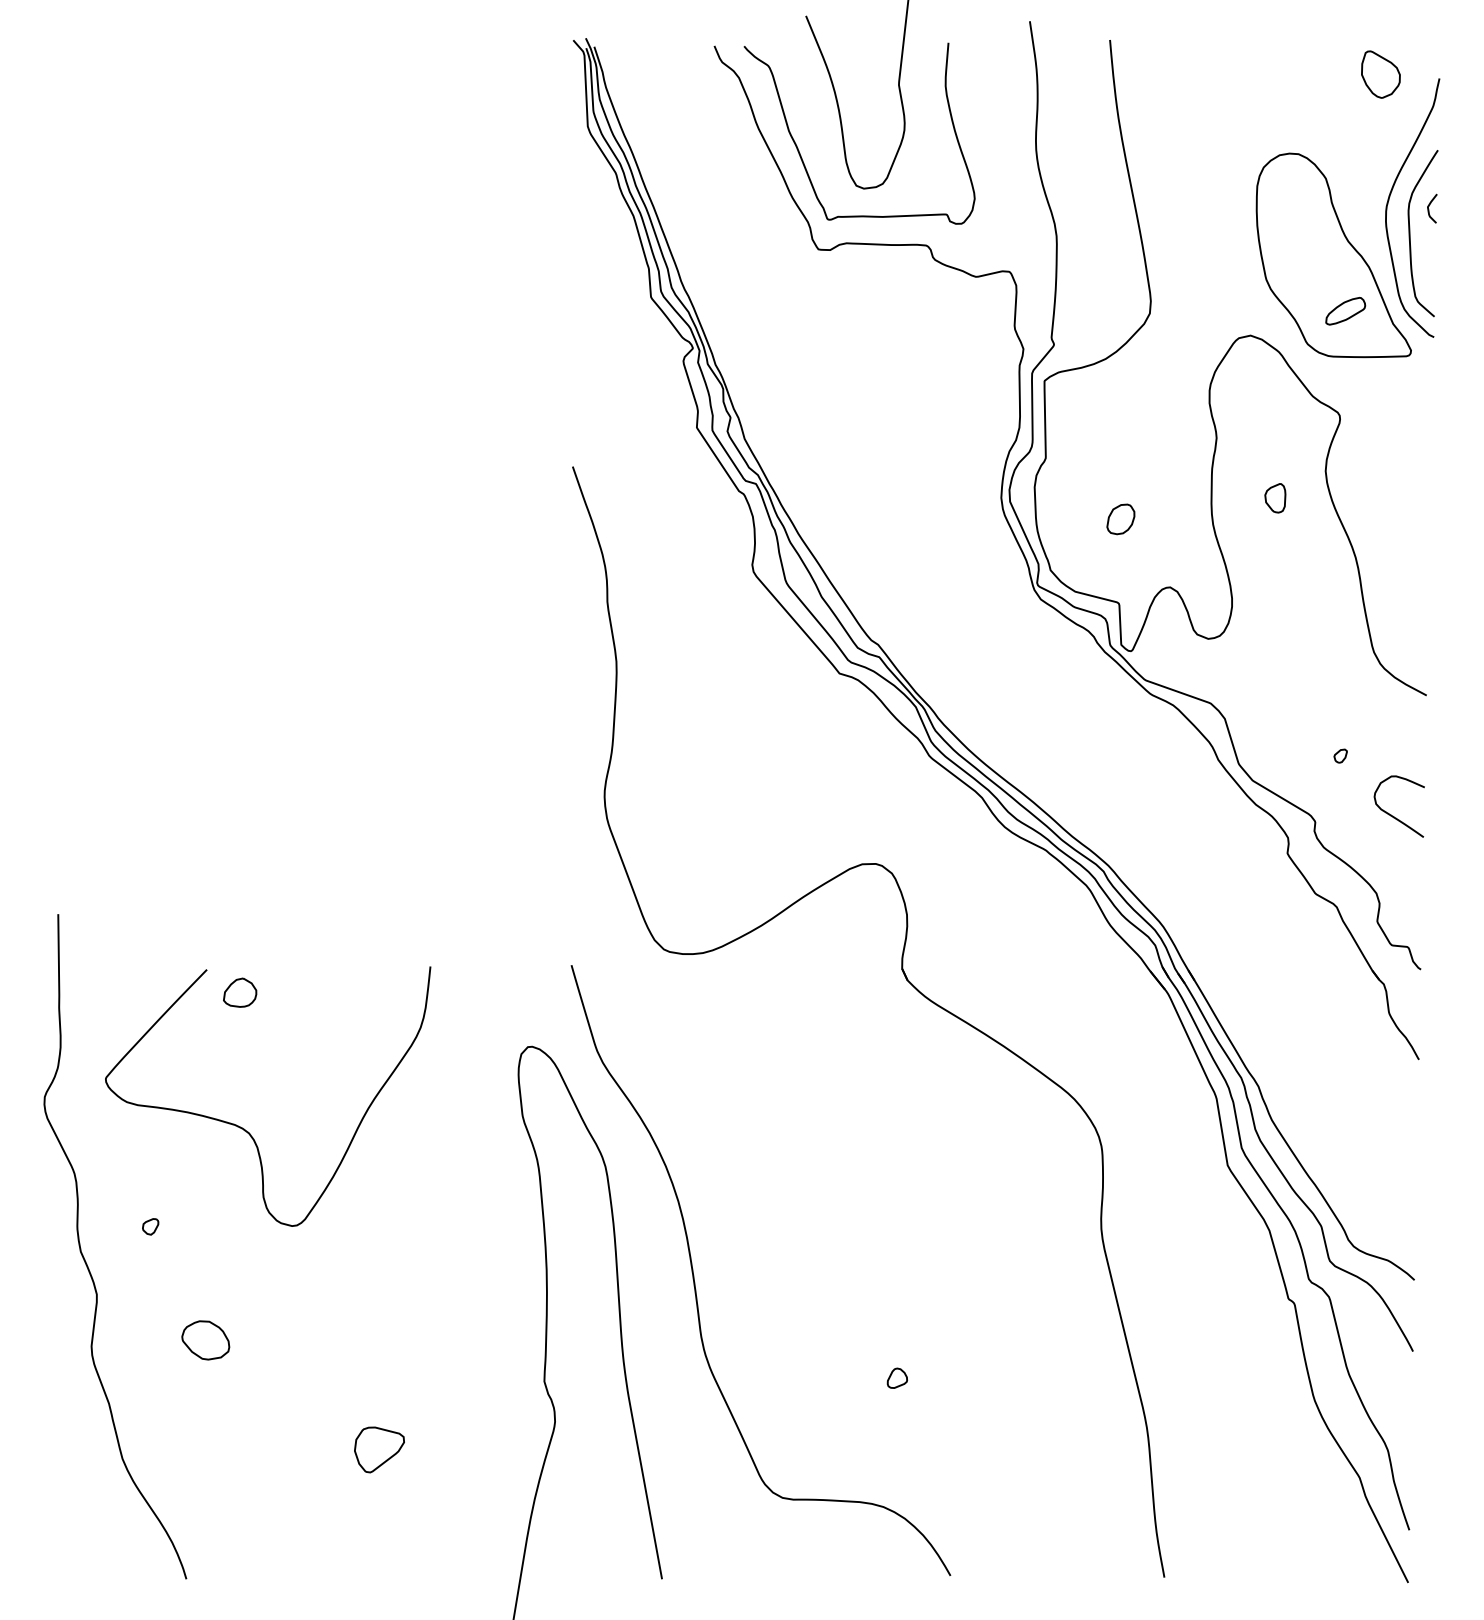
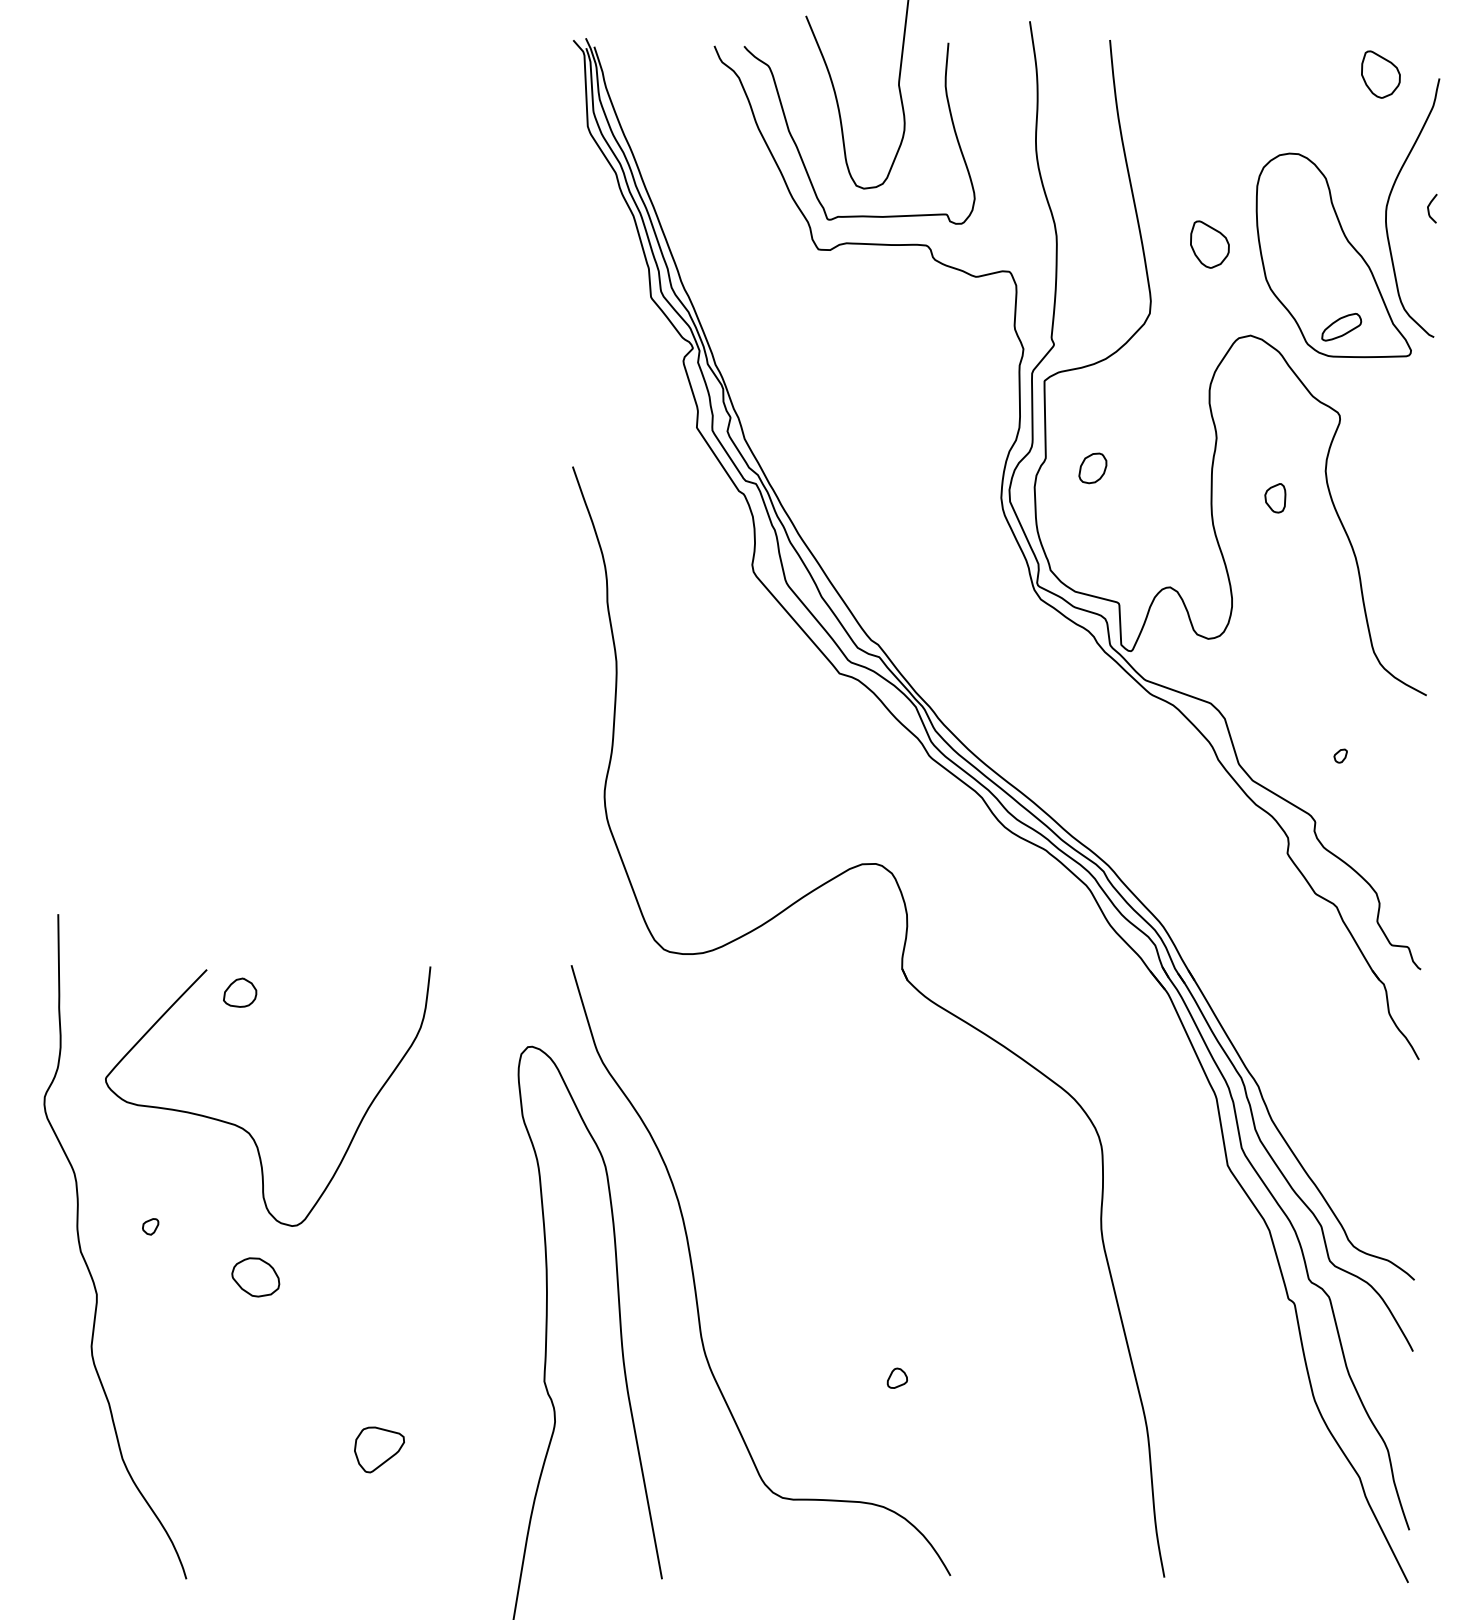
curve: present -> none (1410, 233)
part: none -> present (1209, 244)
part position: (1345, 311) -> (1341, 327) (1341, 327)
part position: (1120, 519) -> (1092, 468) (1092, 468)
curve: present -> none (1391, 814)
part position: (205, 1340) -> (255, 1277) (255, 1277)
